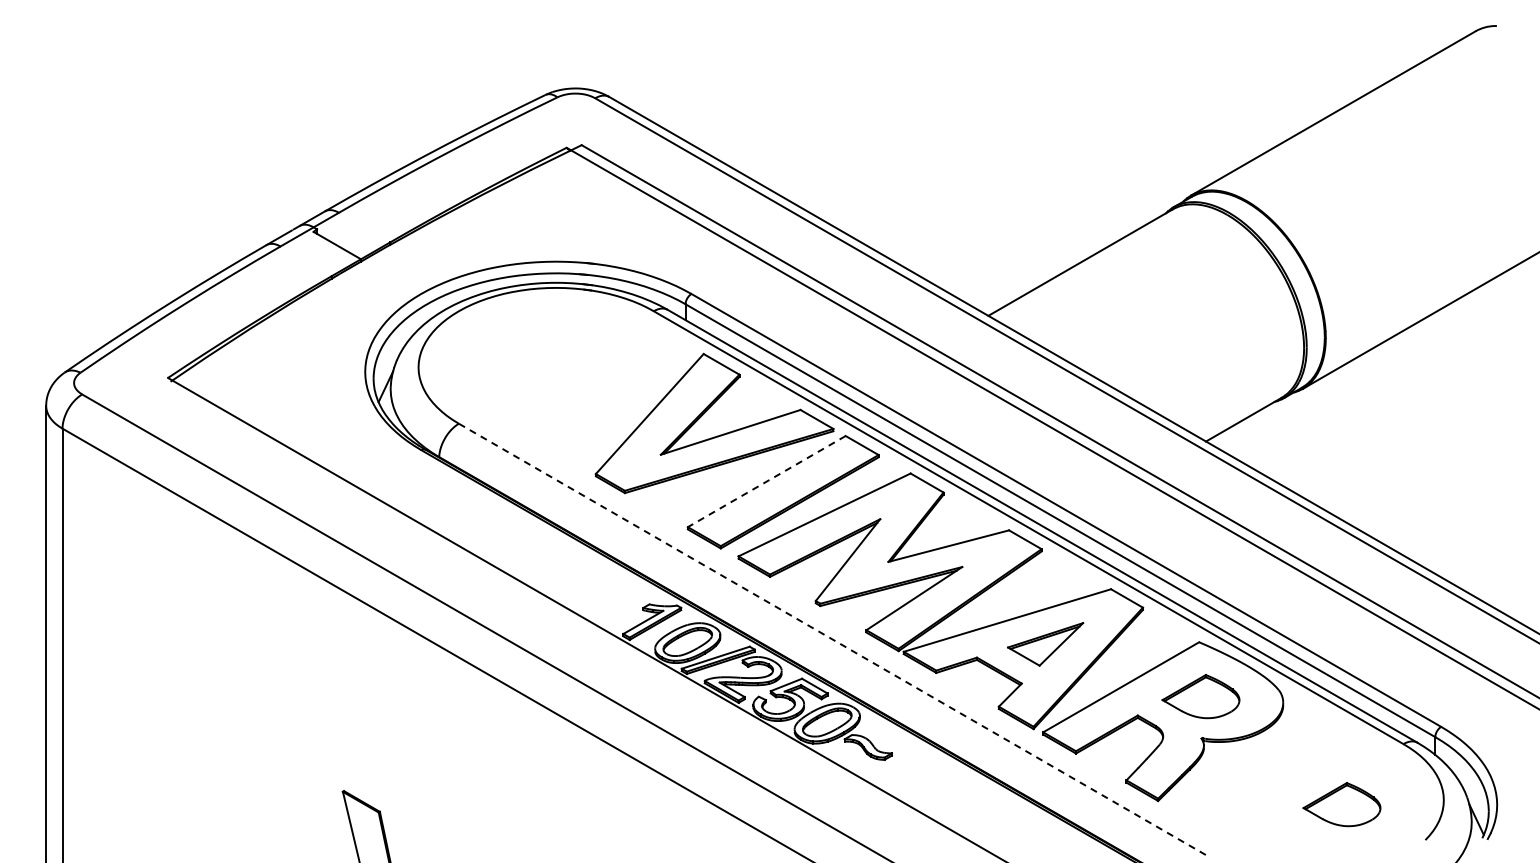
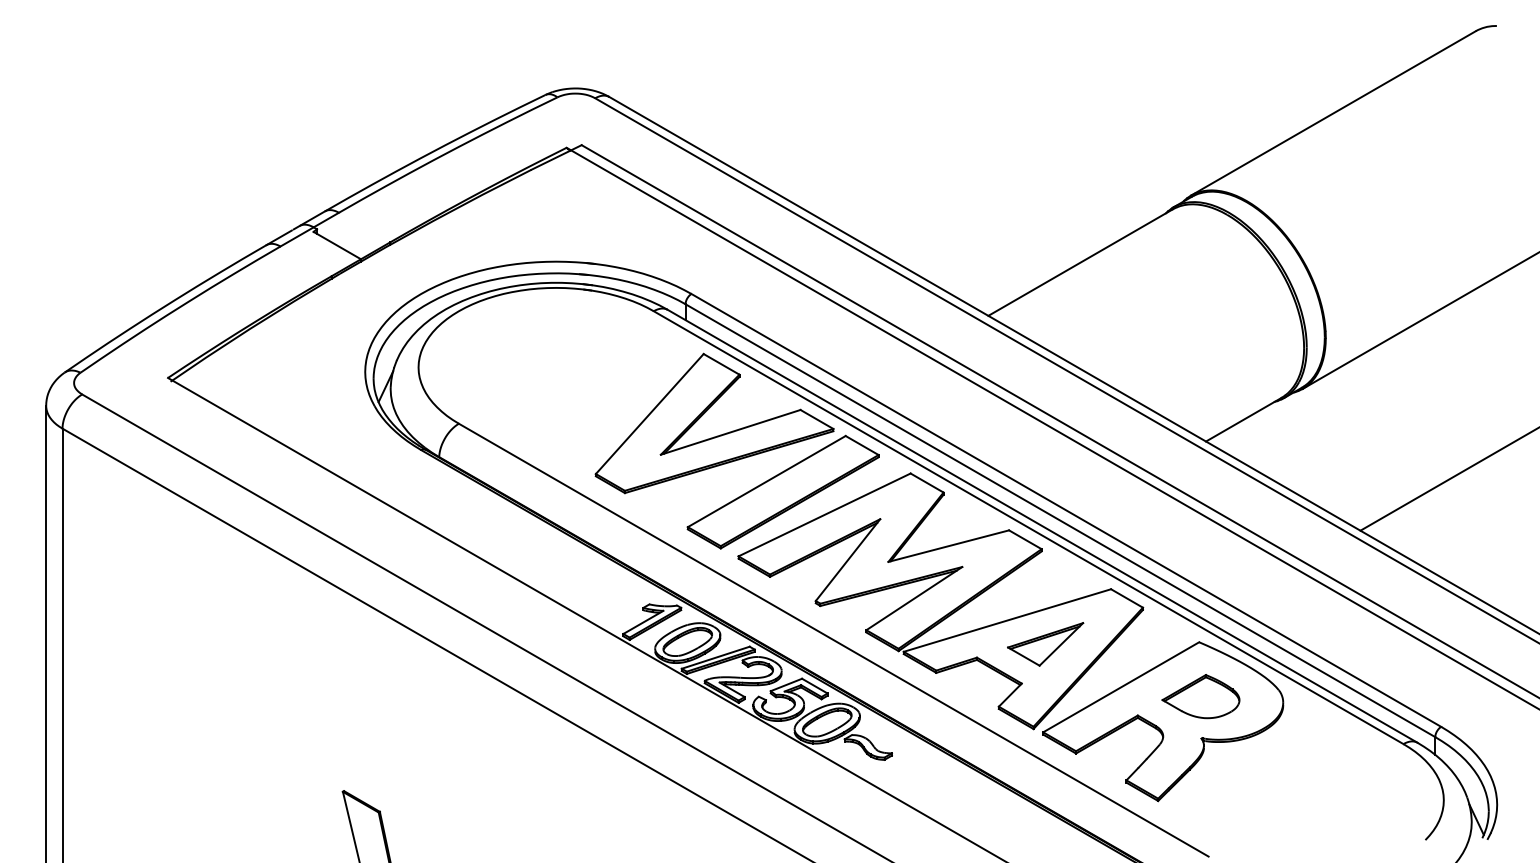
line: none -> present (1448, 479)
line: dashed -> solid (766, 481)
line: dashed -> solid (833, 640)
part: present -> none (1341, 804)
